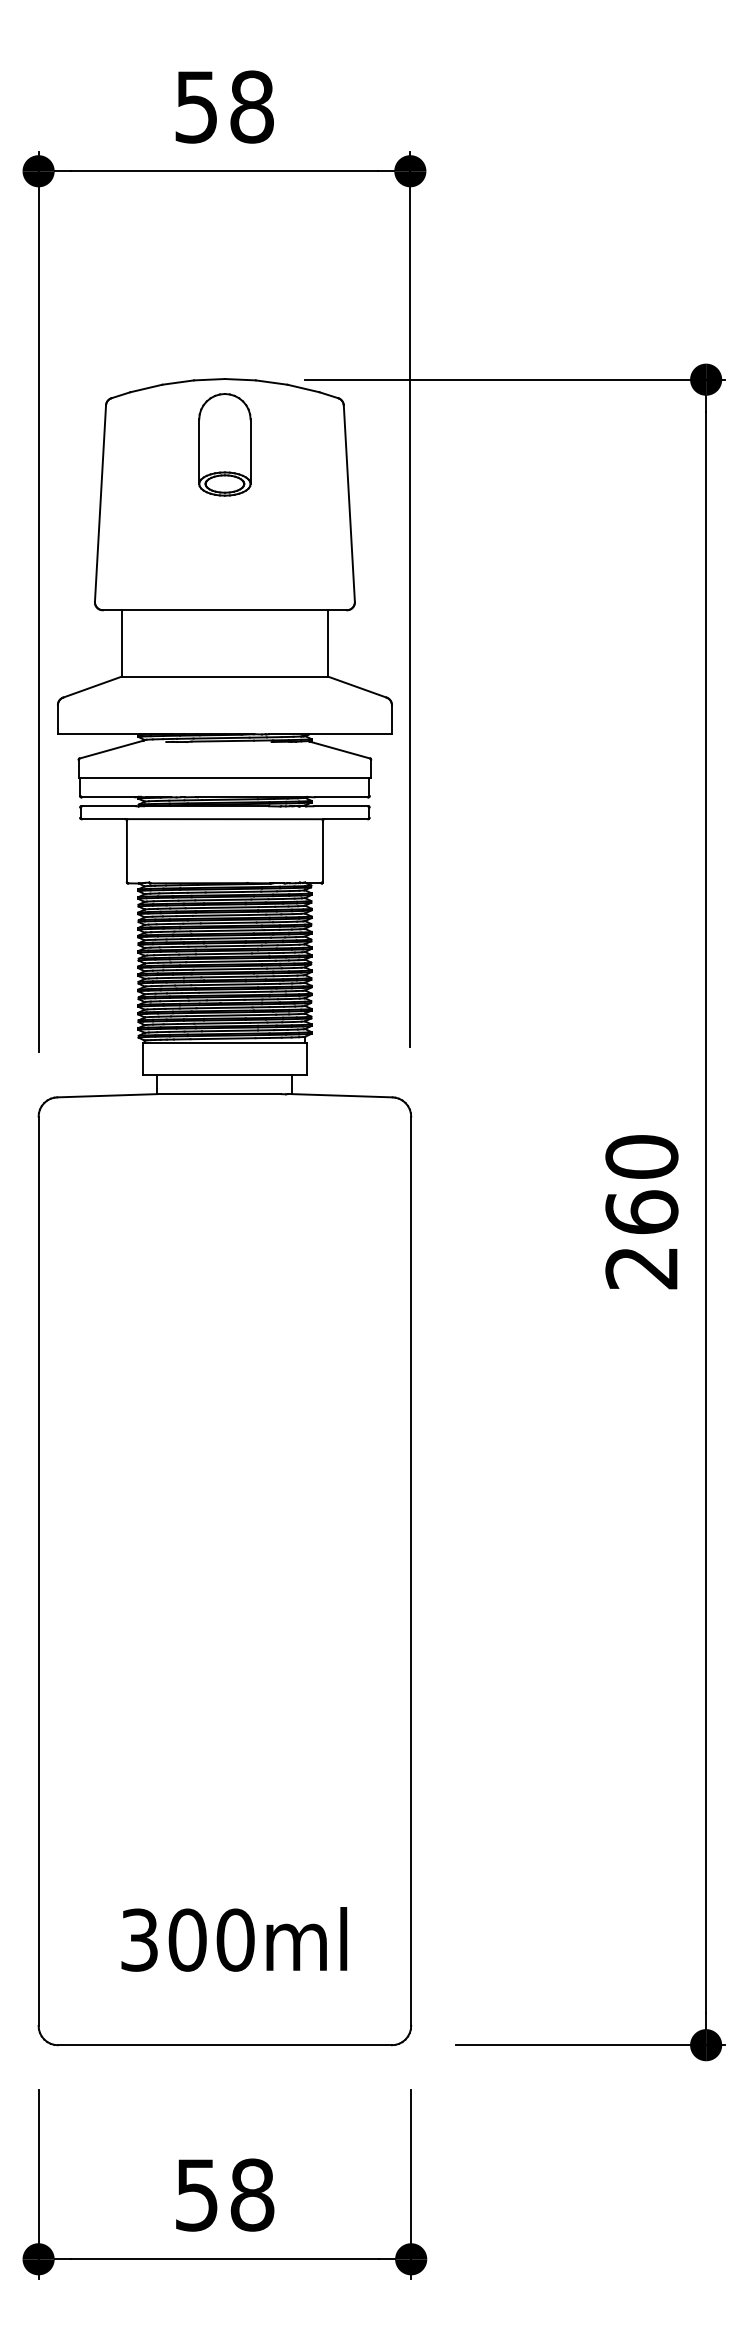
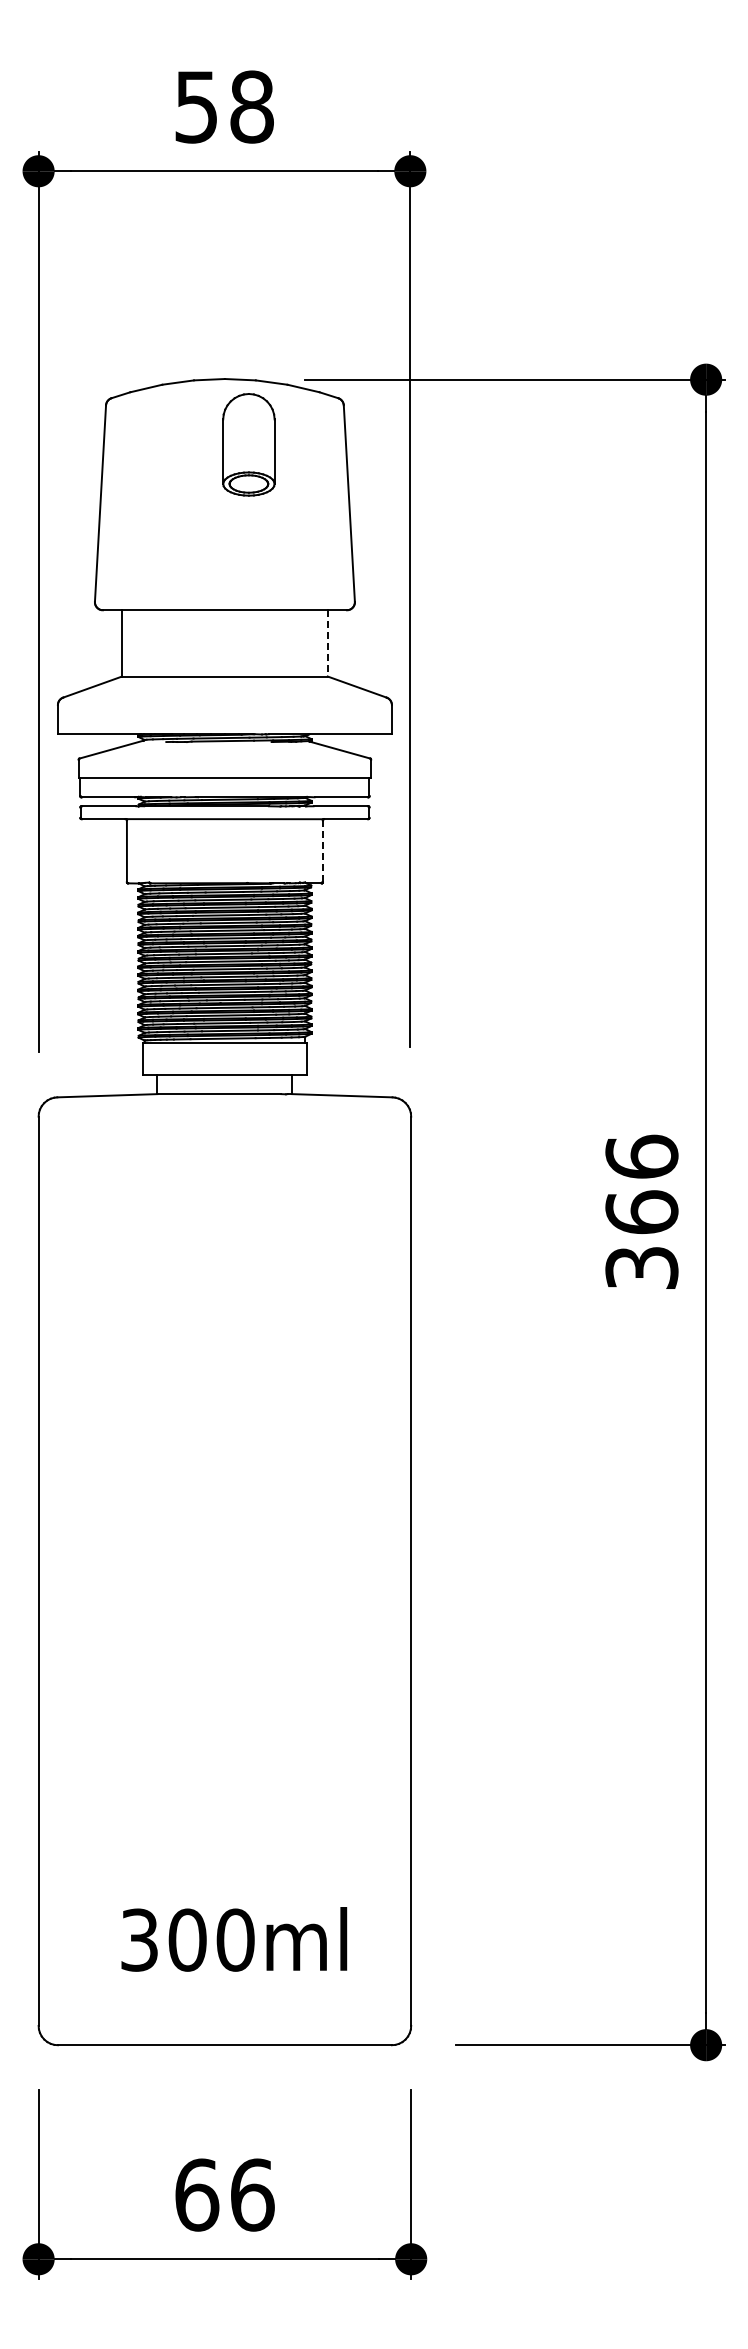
part position: (224, 444) -> (248, 444) (248, 444)
line: solid -> dashed (327, 643)
line: solid -> dashed (322, 851)
text: 260 -> 366 (641, 1211)
text: 58 -> 66 (224, 2194)
